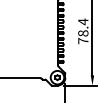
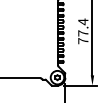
text: 78.4 -> 77.4 (83, 33)
